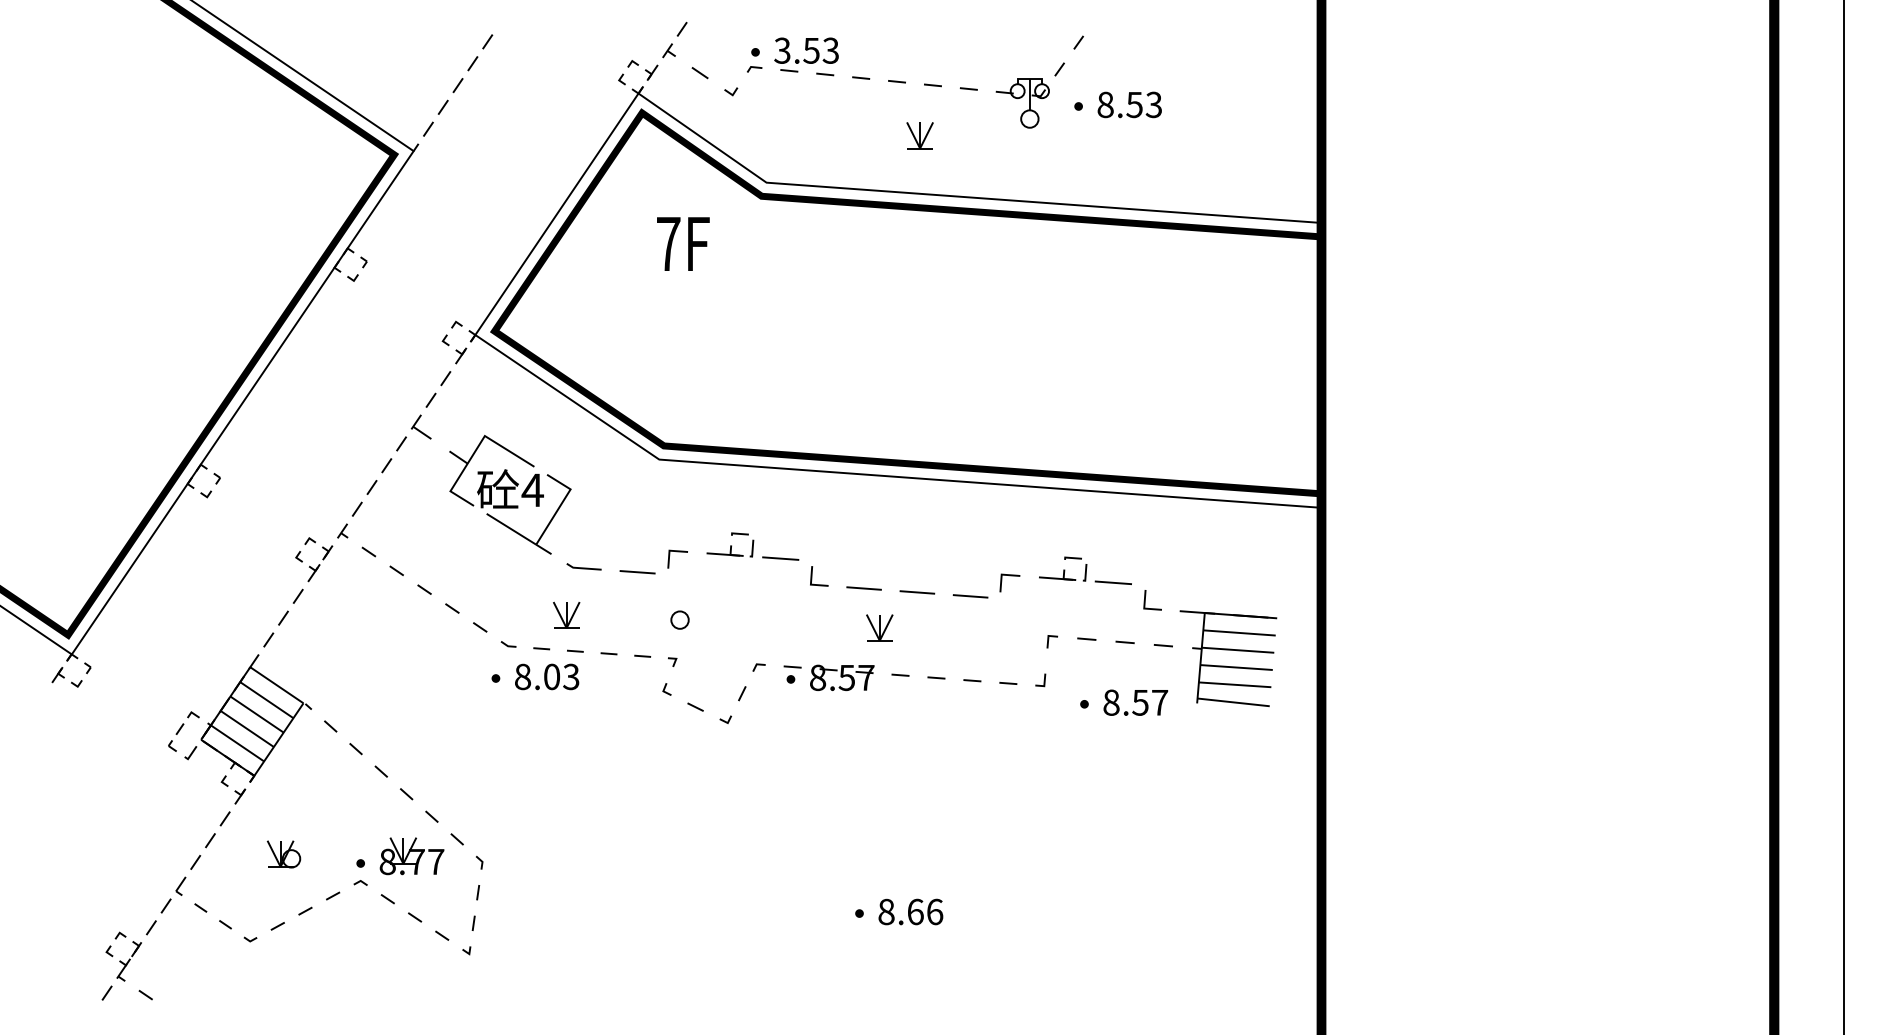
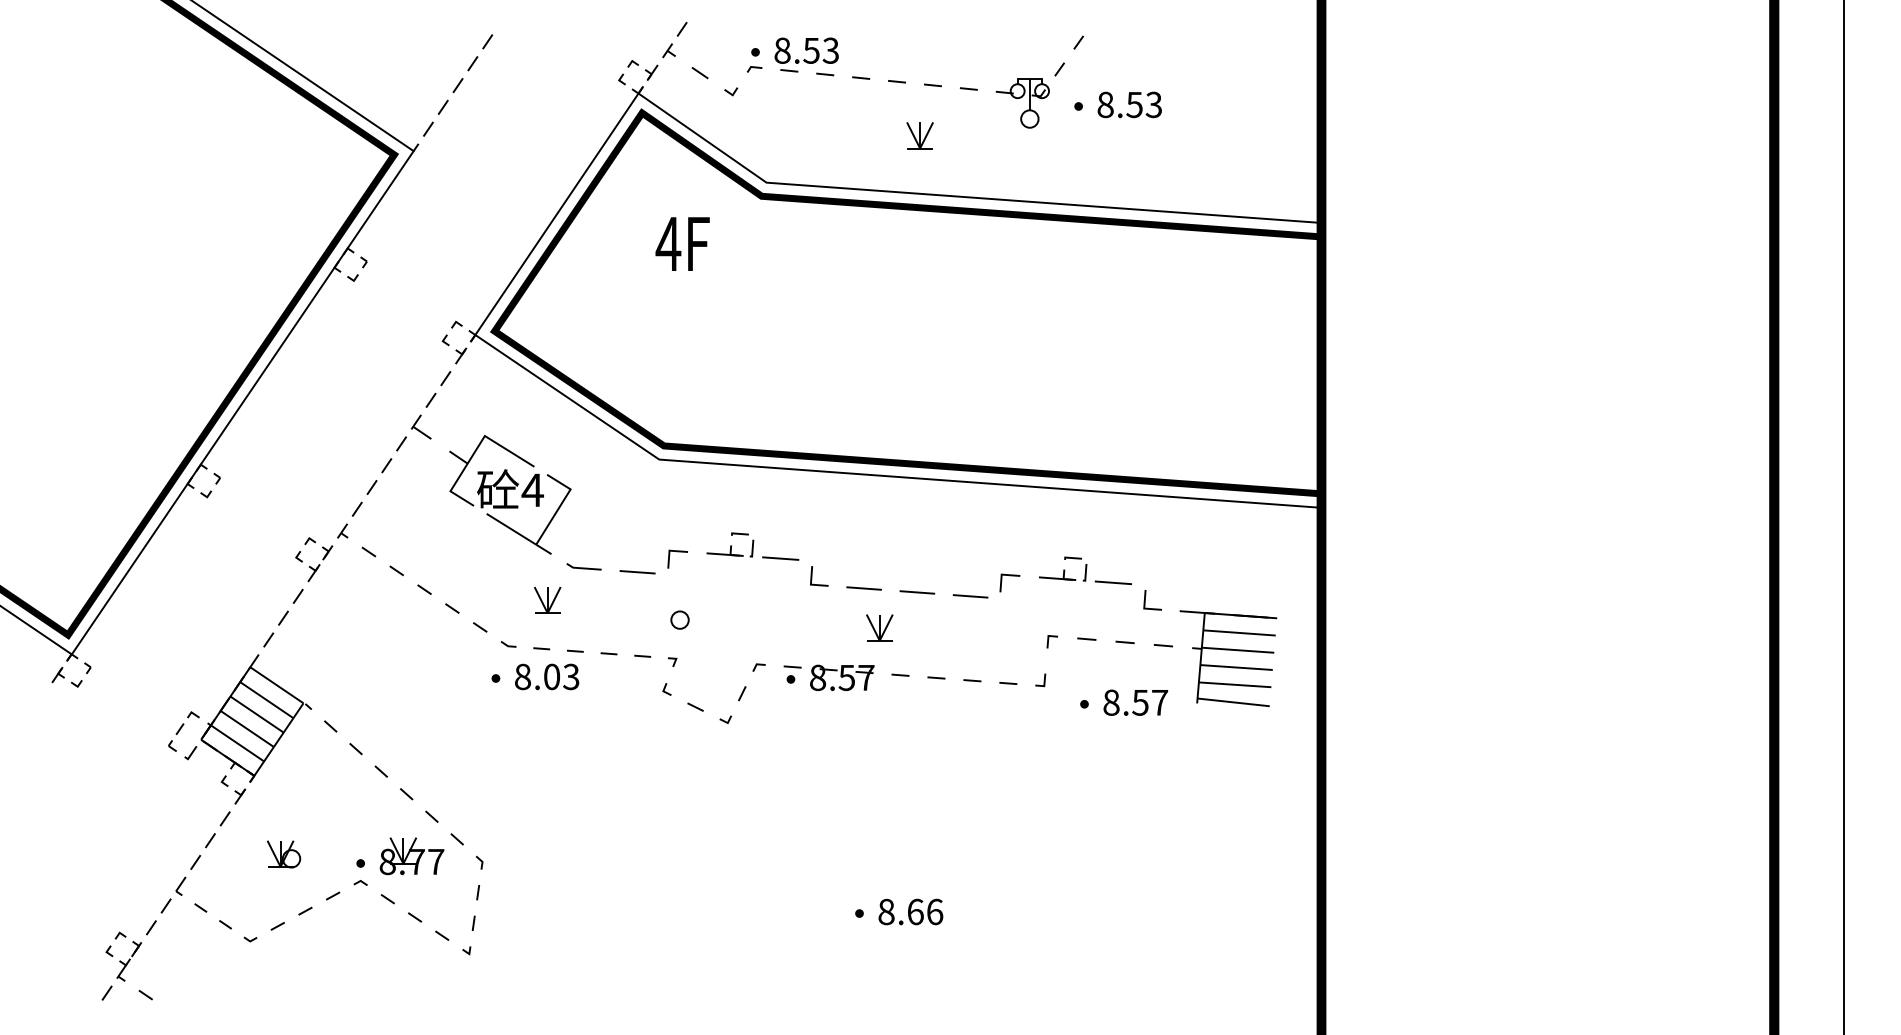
text: 3.53 -> 8.53 (782, 50)
text: 7F -> 4F (668, 243)
part position: (566, 614) -> (547, 599) (547, 599)
